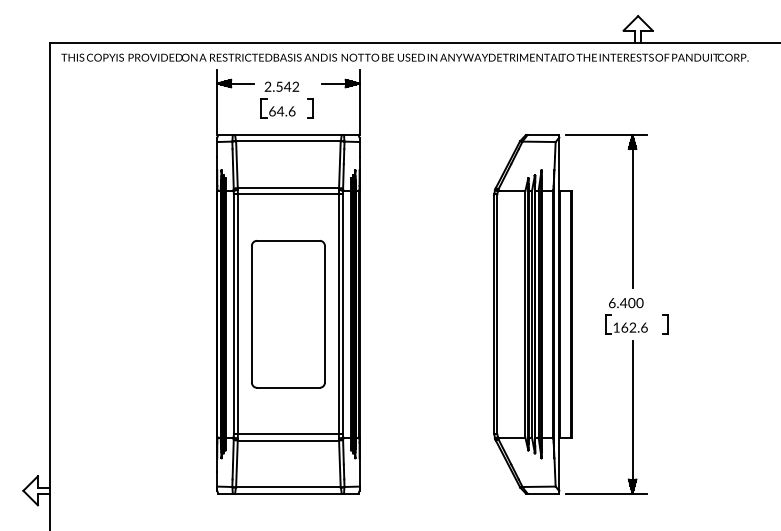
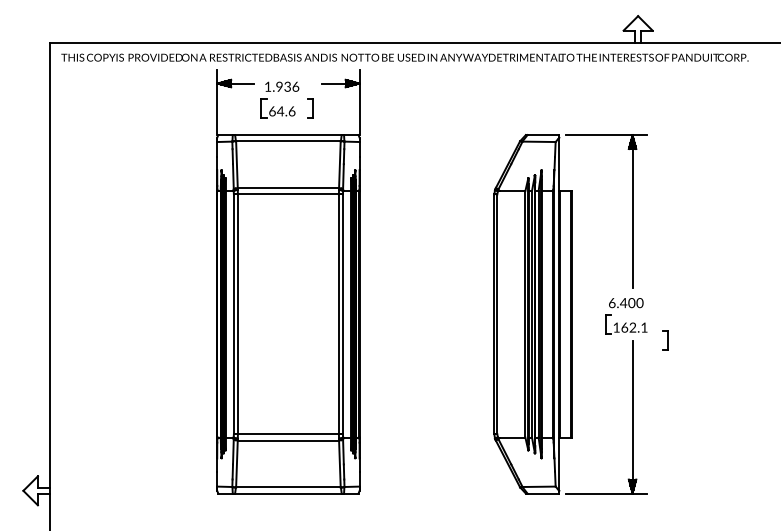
text: 2.542 -> 1.936 (281, 86)
part: present -> none (288, 314)
part position: (665, 324) -> (665, 340) (665, 340)
text: 162.6 -> 162.1 (644, 327)
